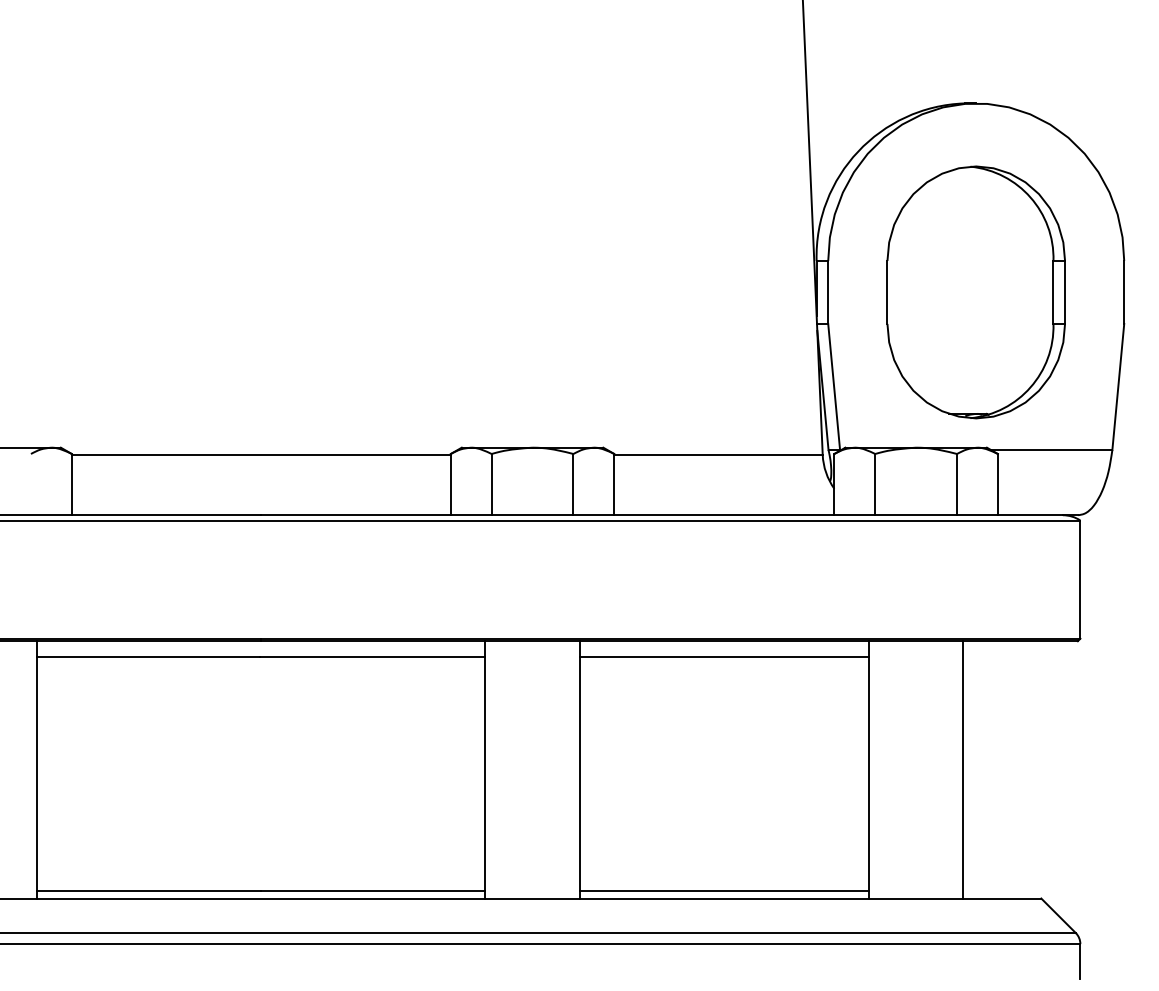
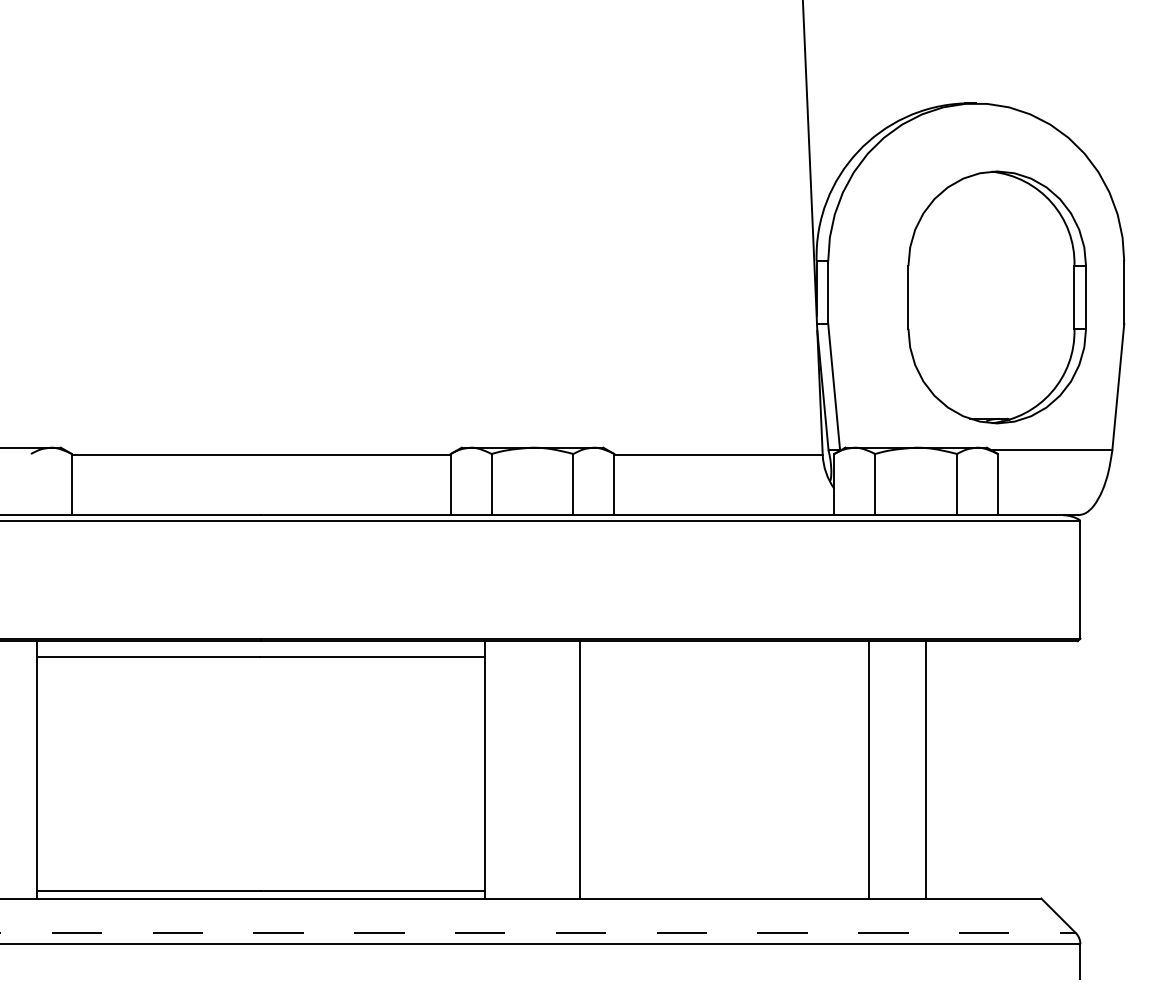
part position: (975, 292) -> (996, 297) (996, 297)
line: present -> none (723, 656)
line position: (963, 769) -> (926, 769) (926, 769)
line: present -> none (723, 890)
line: solid -> dashed (538, 932)
